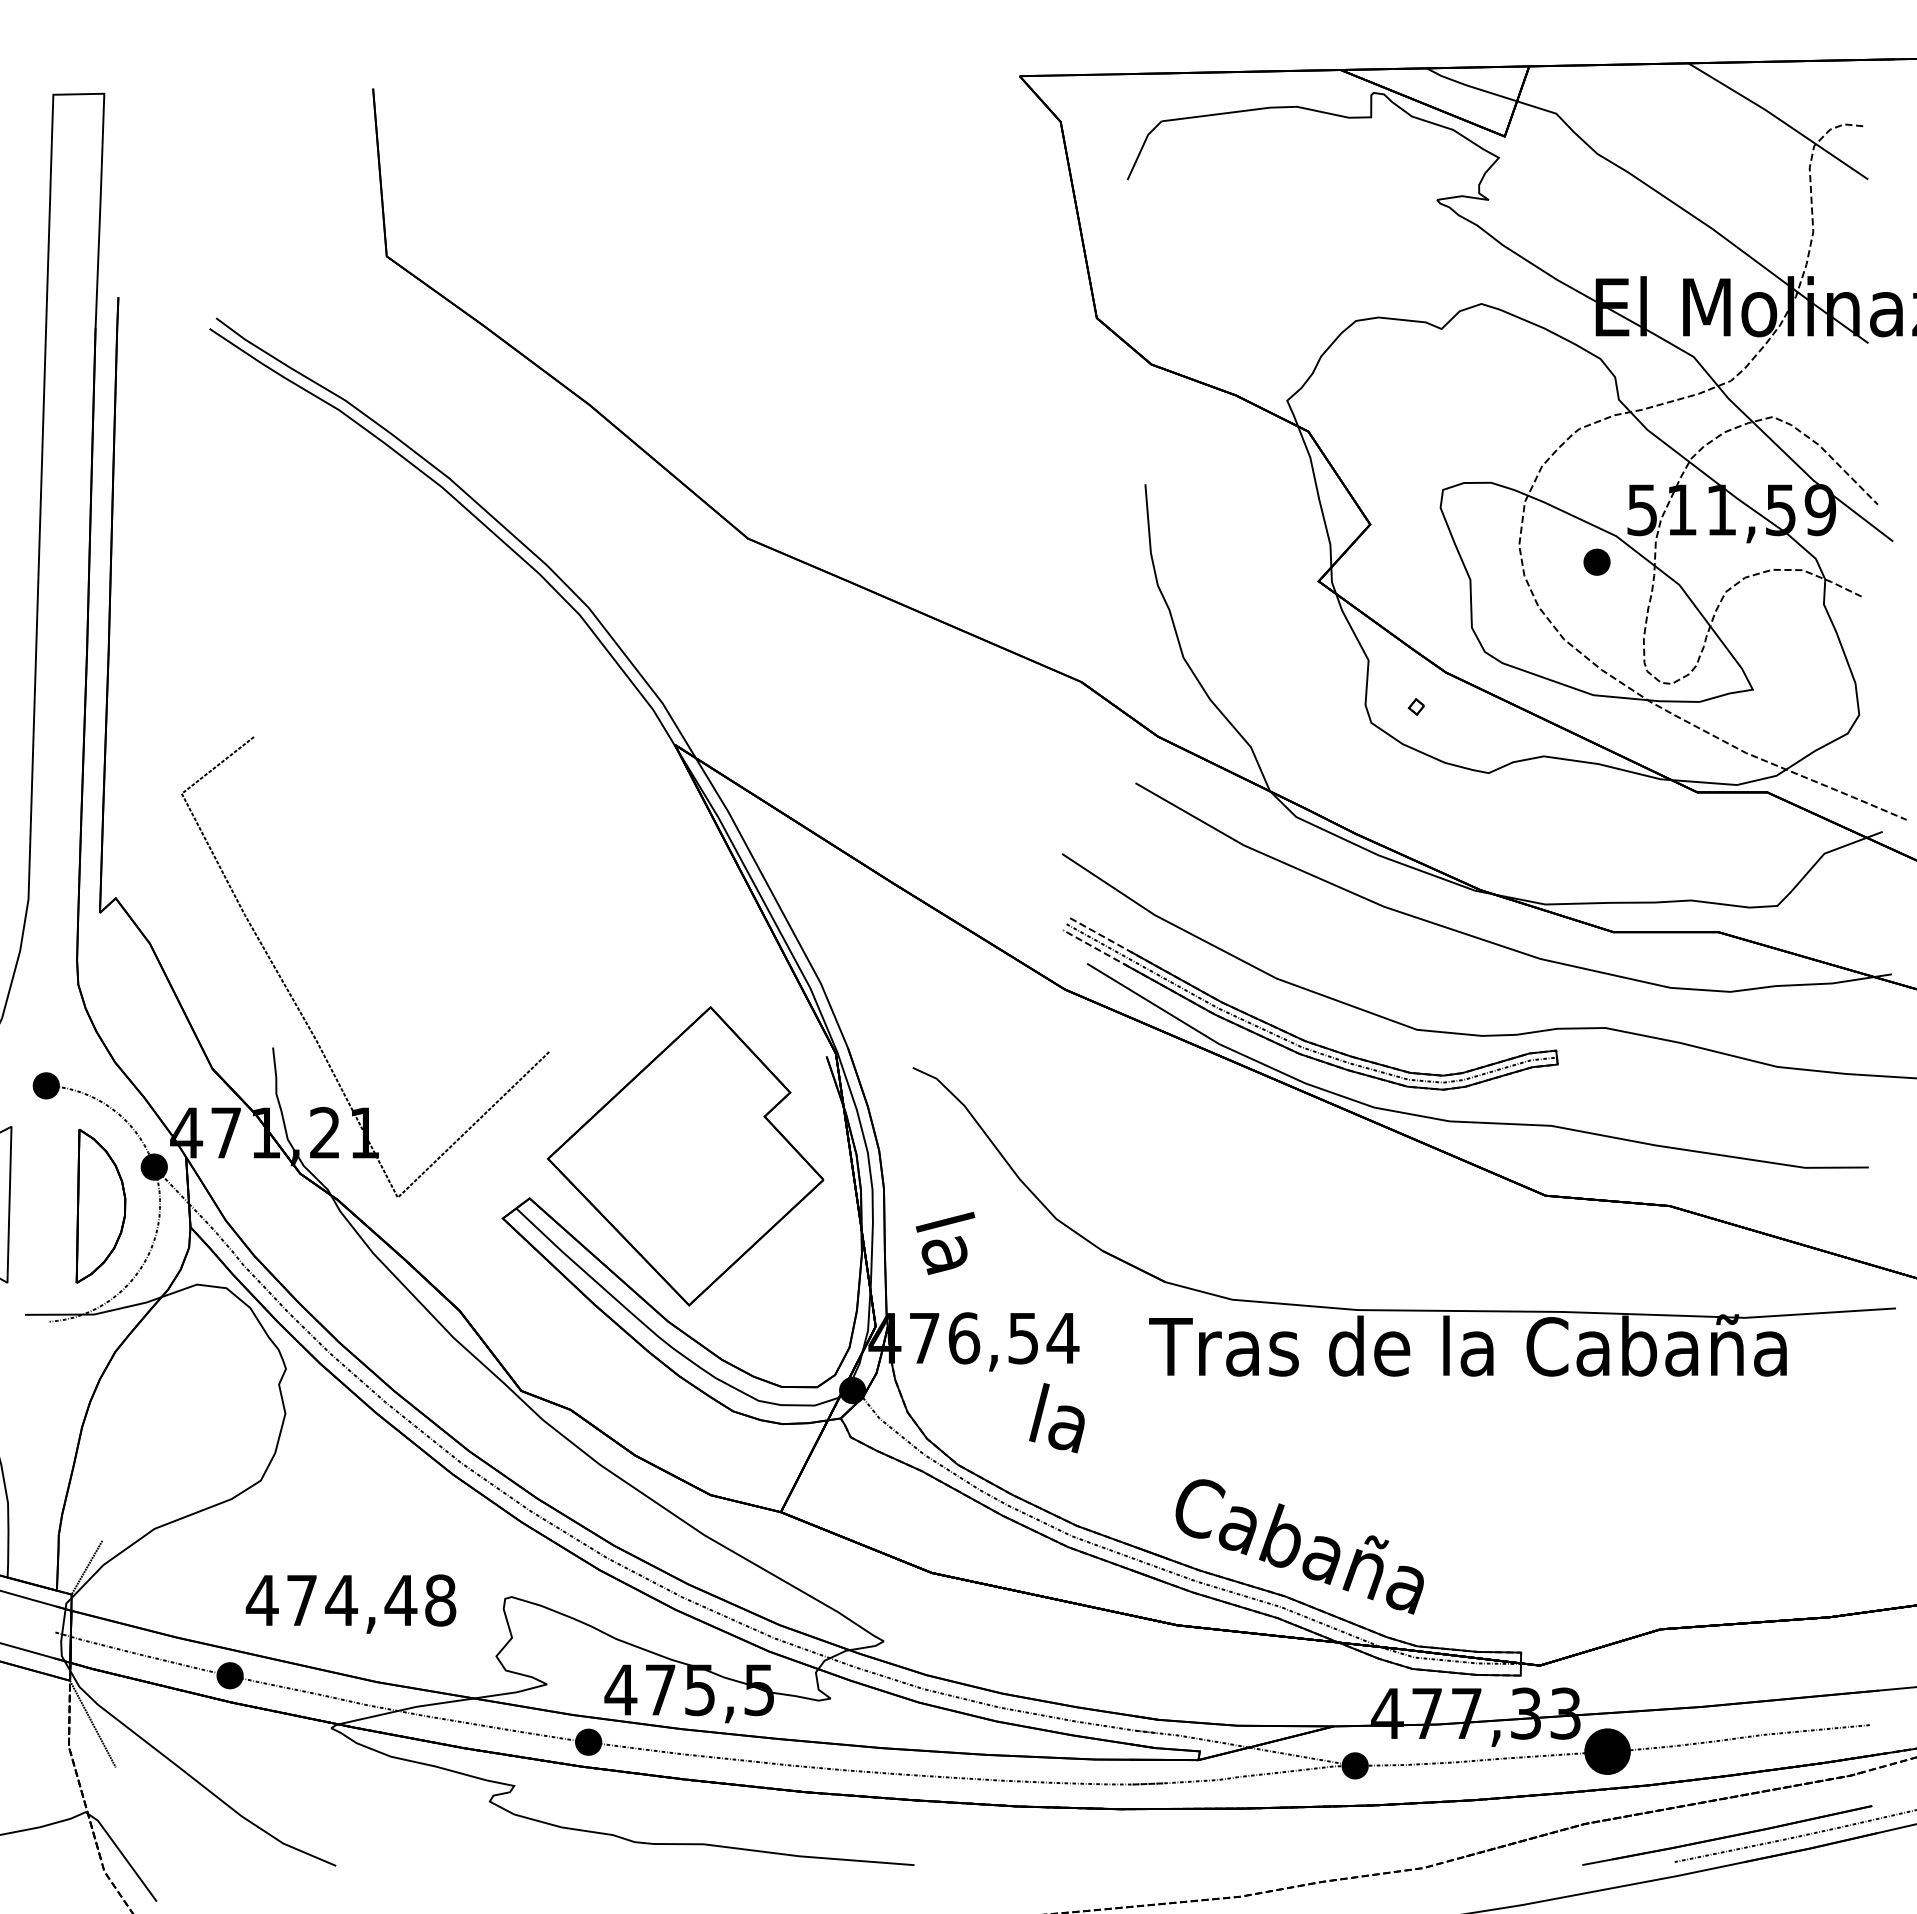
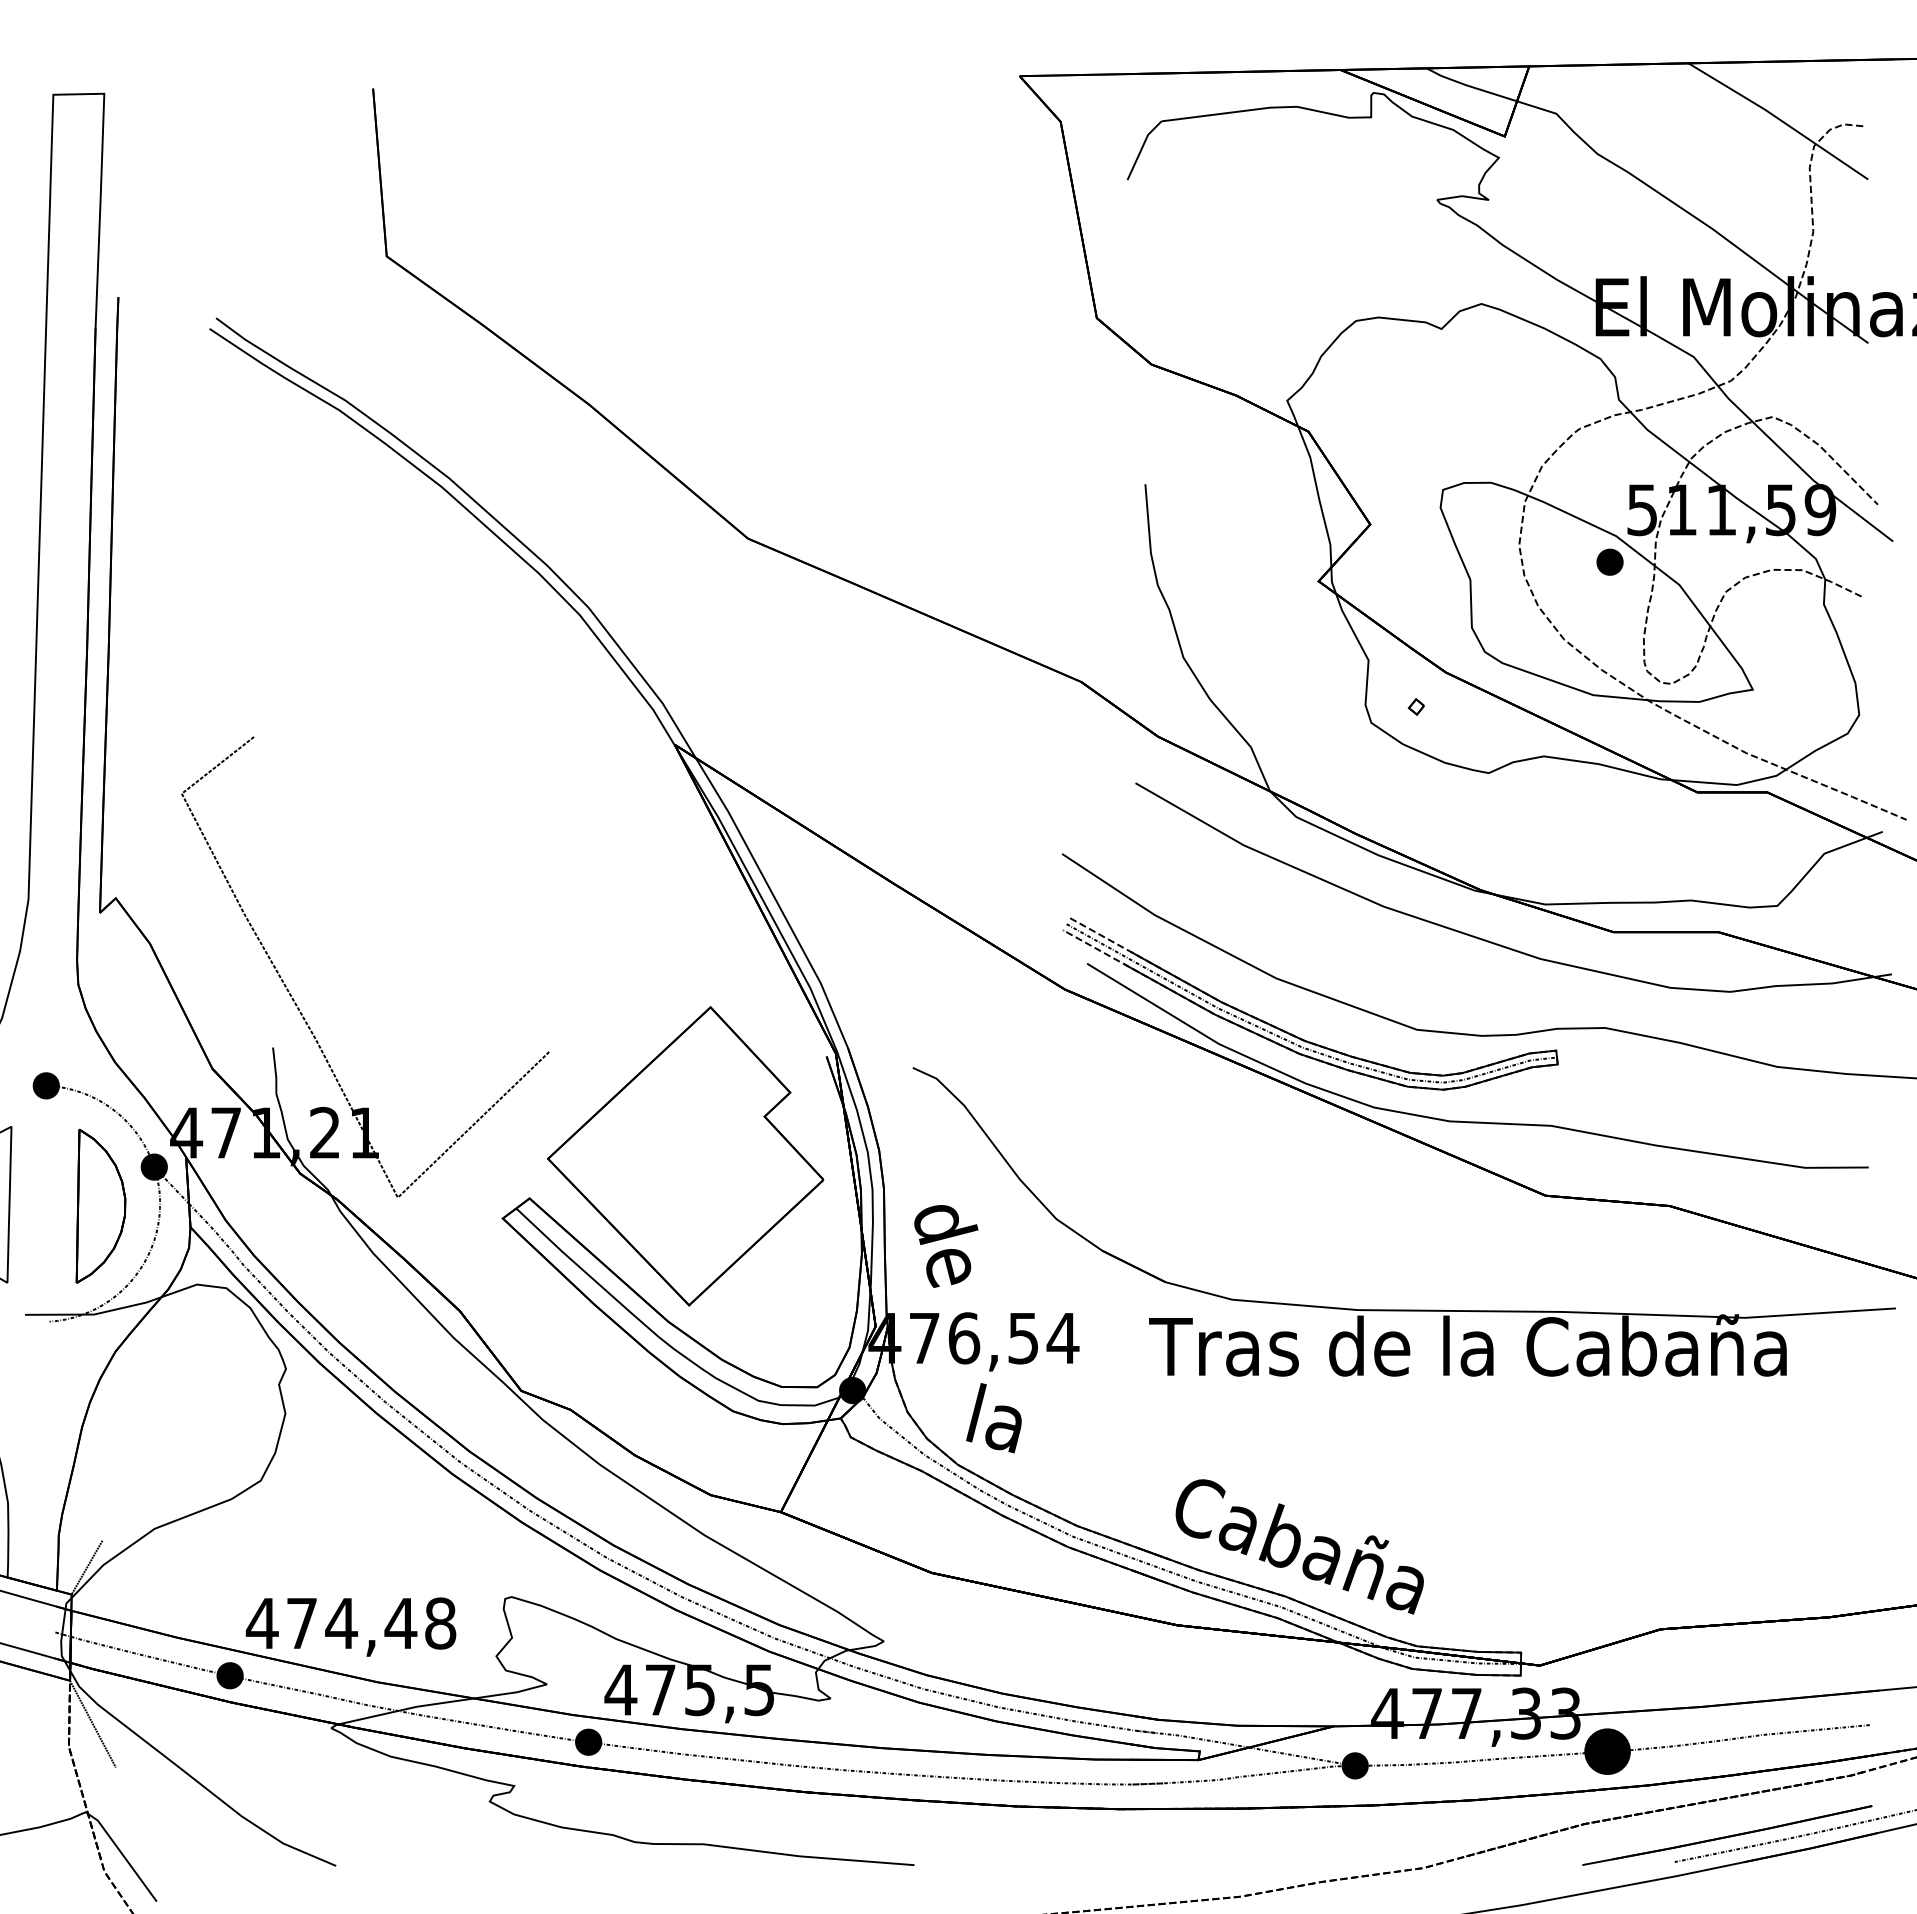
part position: (1596, 561) -> (1609, 561) (1609, 561)
text: la -> de (946, 1246)
text position: (1056, 1418) -> (993, 1418) (993, 1418)
text position: (350, 1603) -> (350, 1626) (350, 1626)
